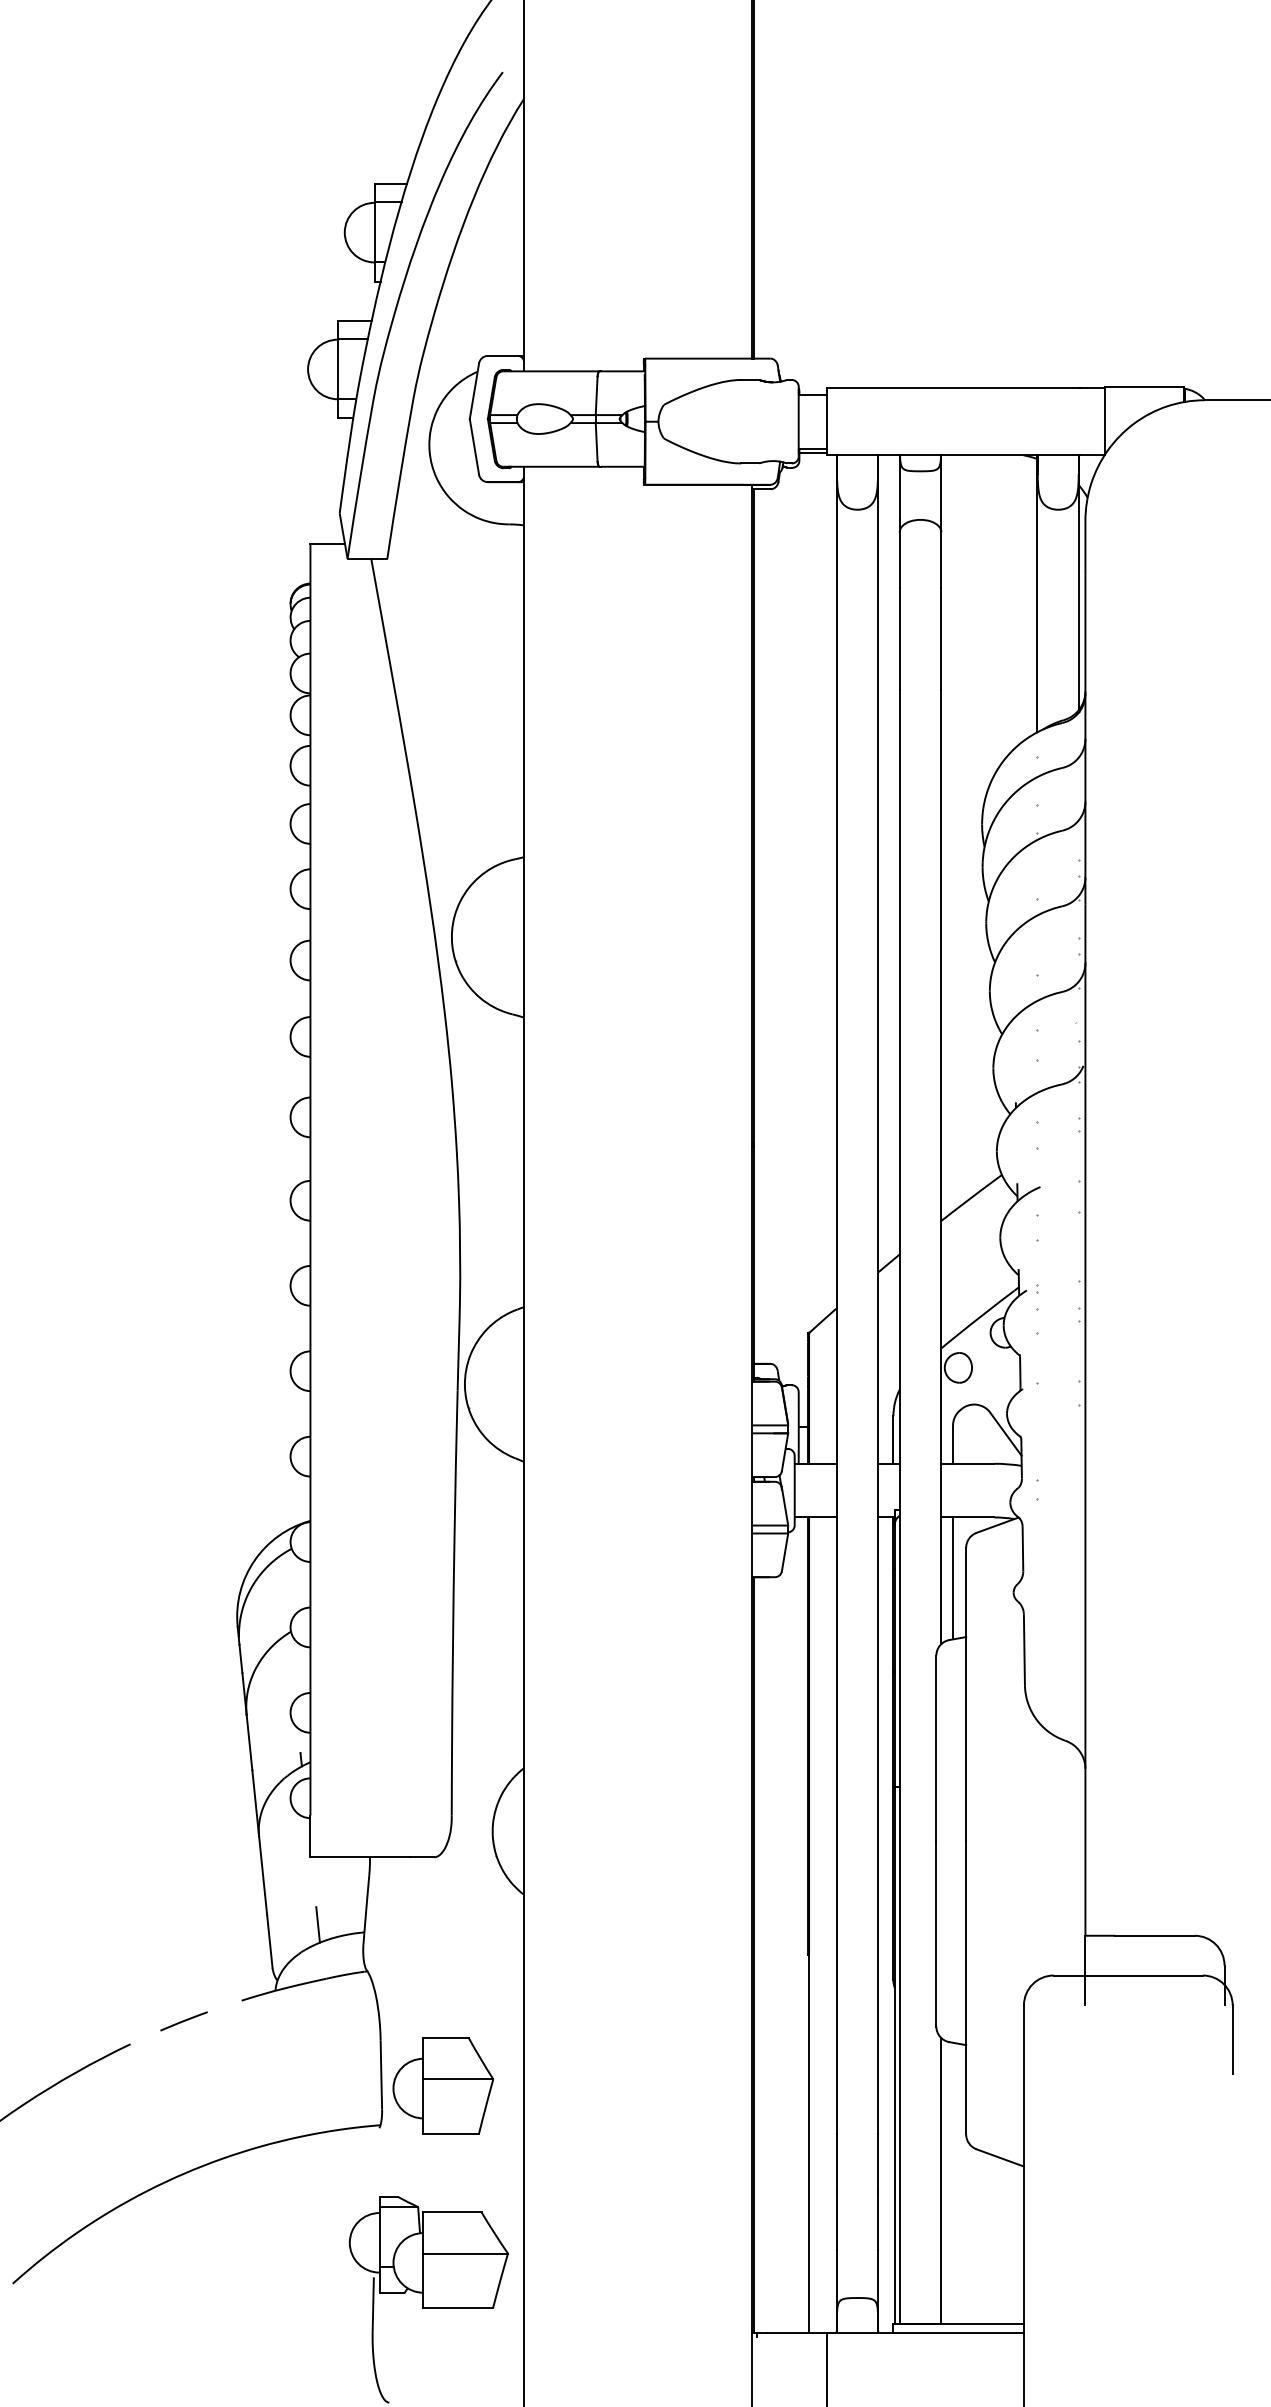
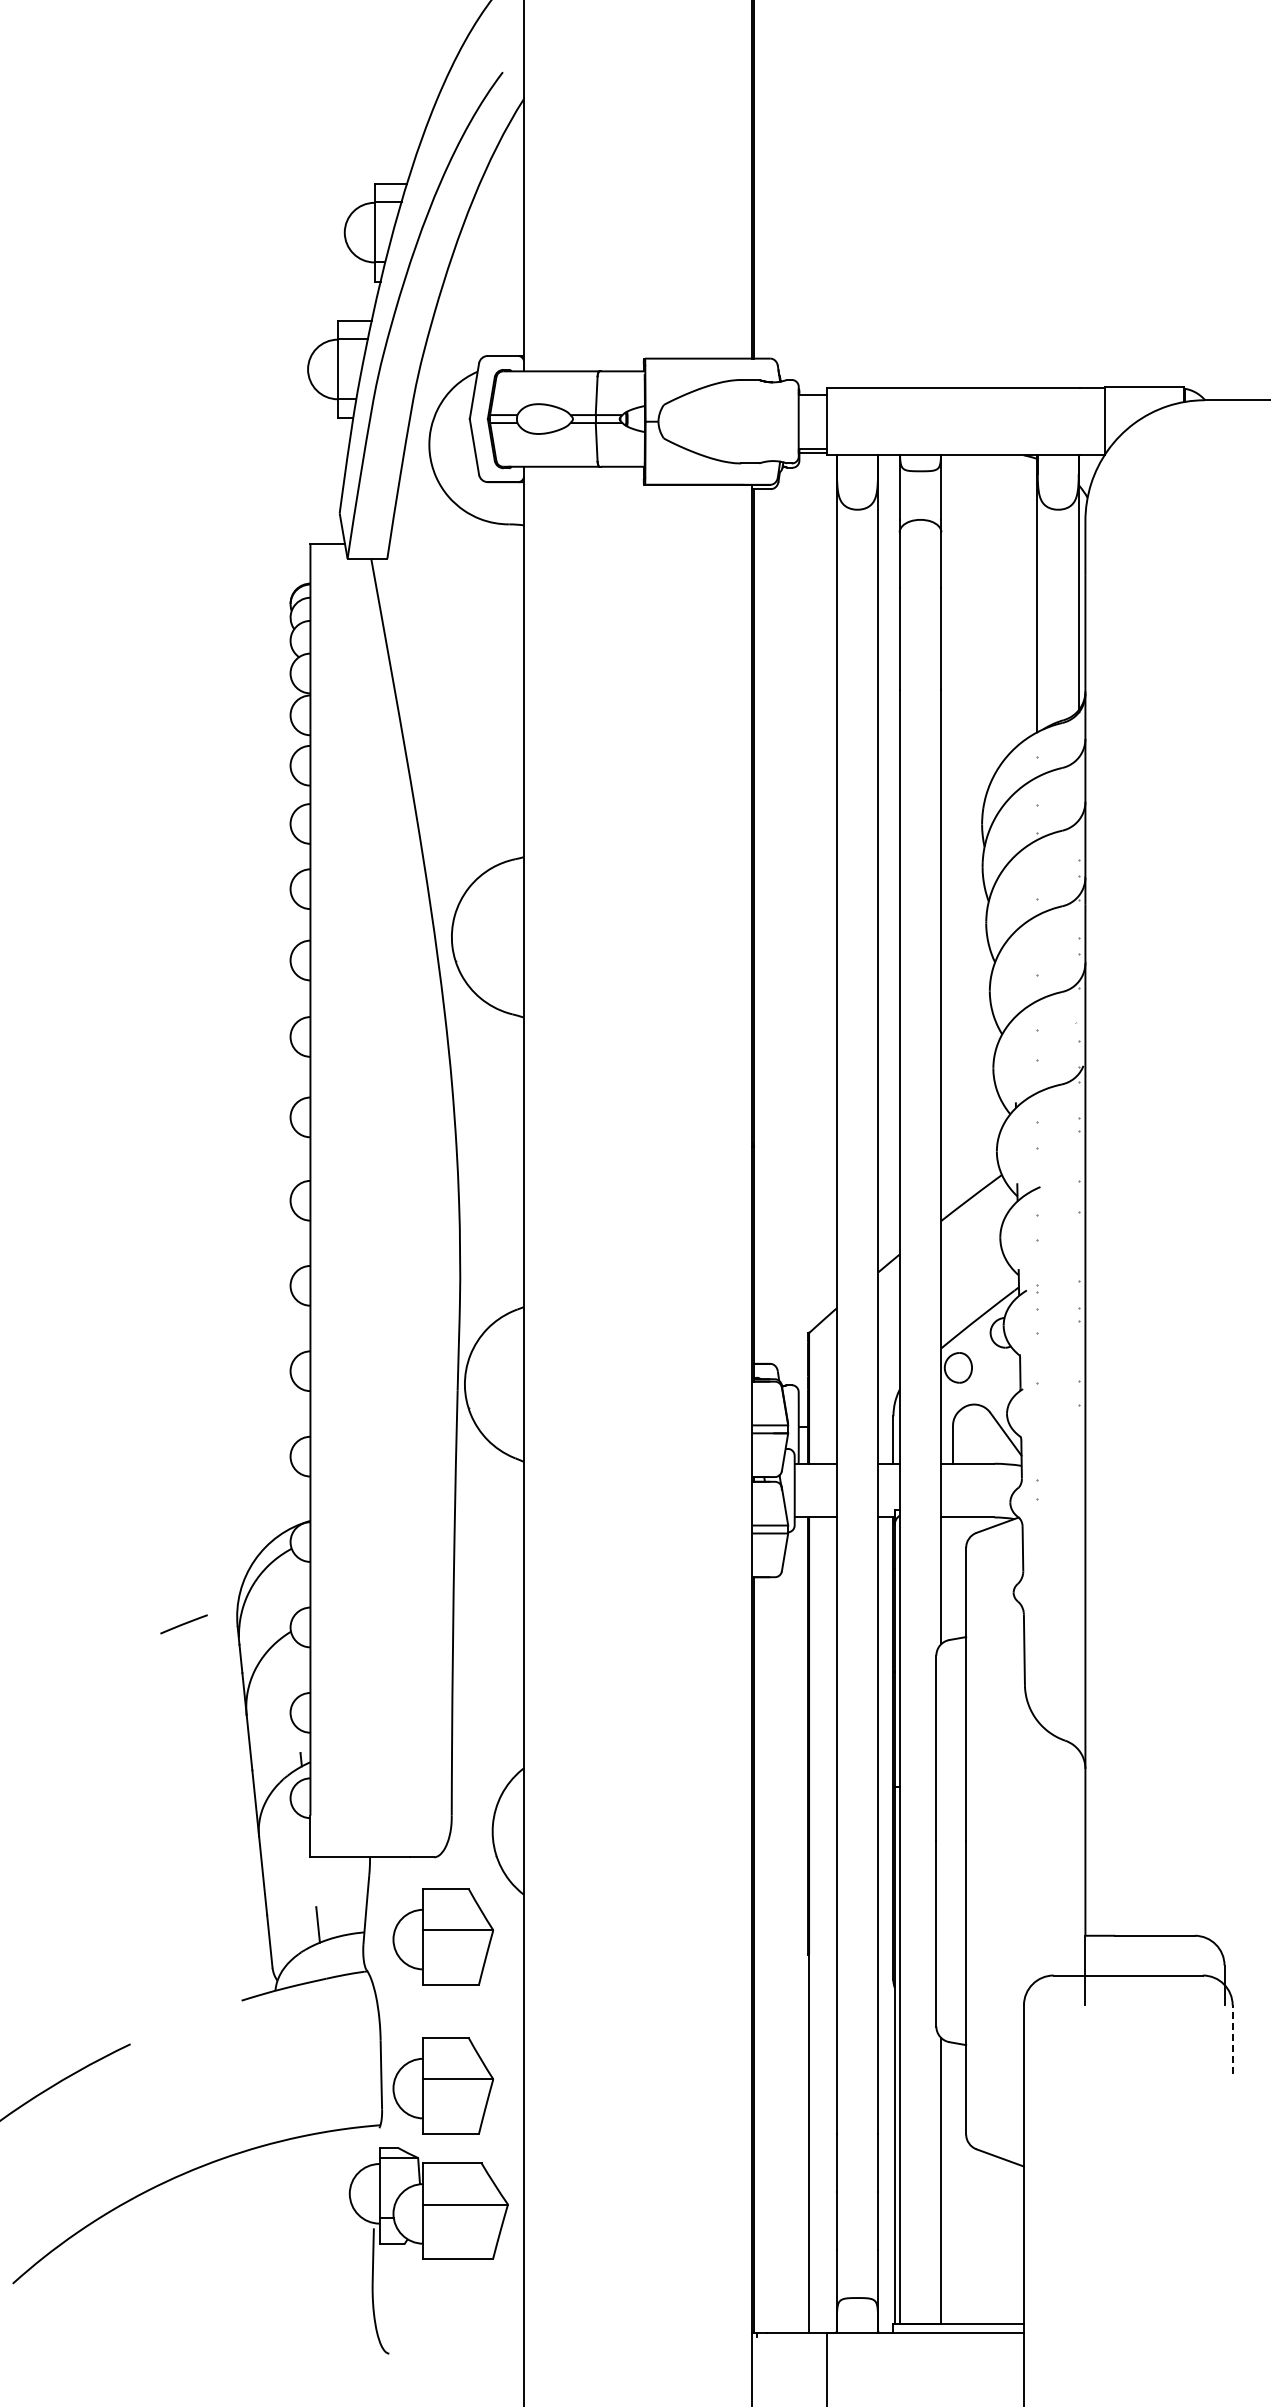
line: present -> none (953, 1578)
part: none -> present (442, 1936)
line position: (183, 2021) -> (183, 1624) (183, 1624)
line: solid -> dashed (1232, 2039)
part position: (428, 2299) -> (428, 2250) (428, 2250)
